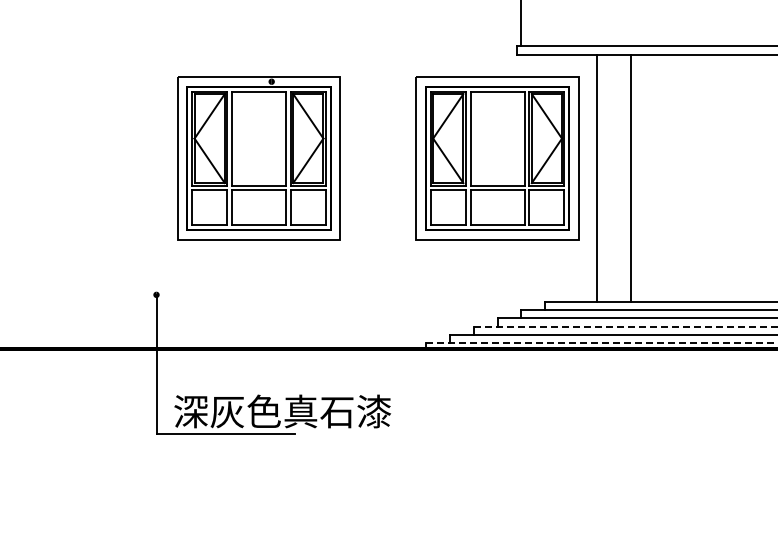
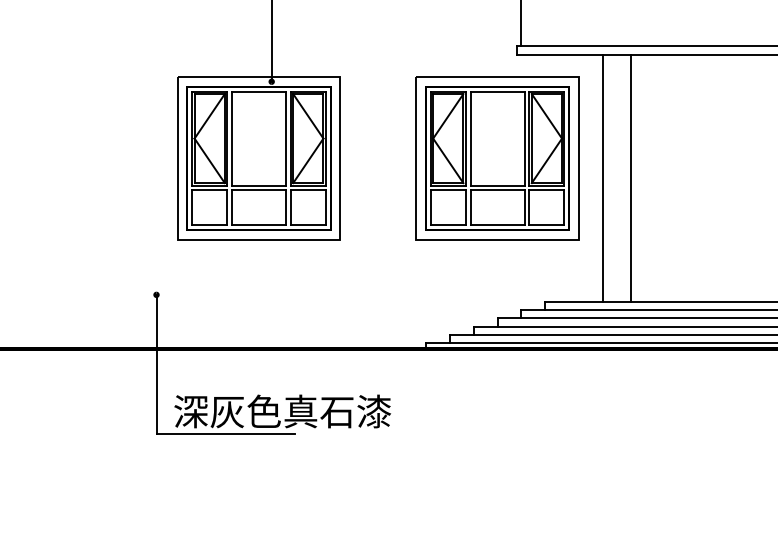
line: none -> present (271, 41)
line position: (596, 178) -> (602, 178) (602, 178)
line: dashed -> solid (625, 326)
line: dashed -> solid (601, 343)
